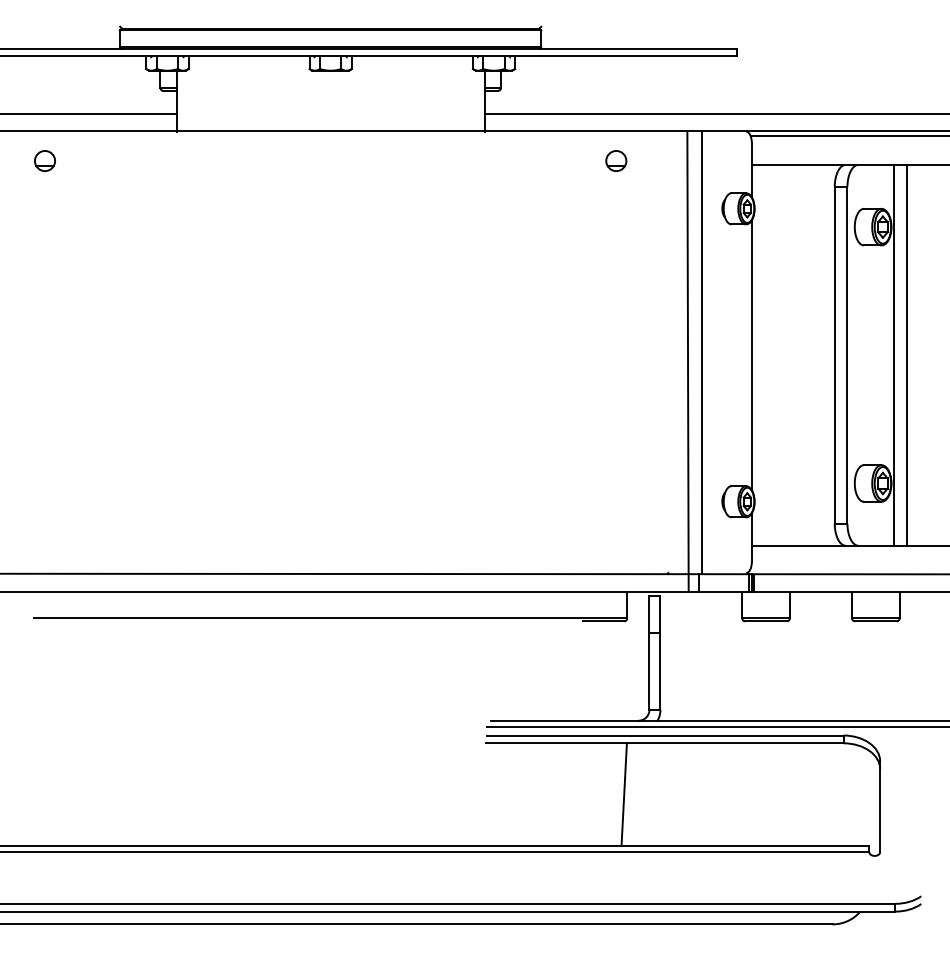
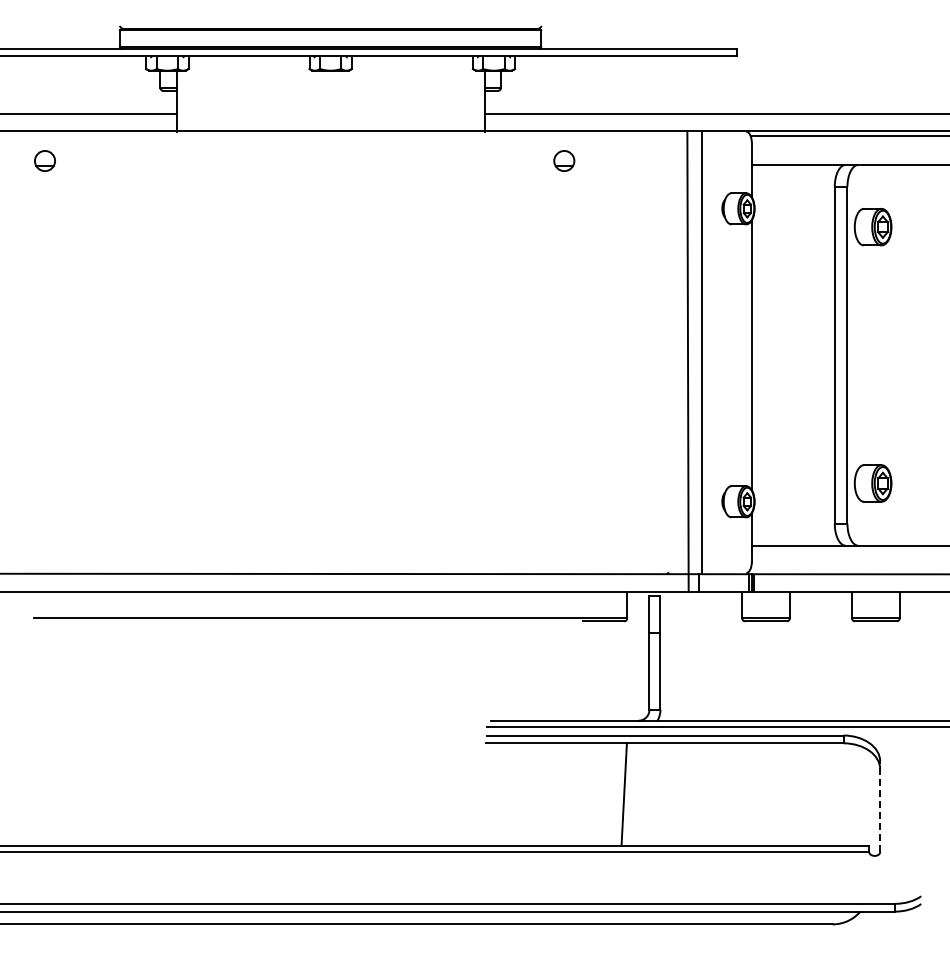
part position: (616, 160) -> (564, 160) (564, 160)
line: present -> none (893, 354)
line: present -> none (906, 354)
line: solid -> dashed (880, 806)
